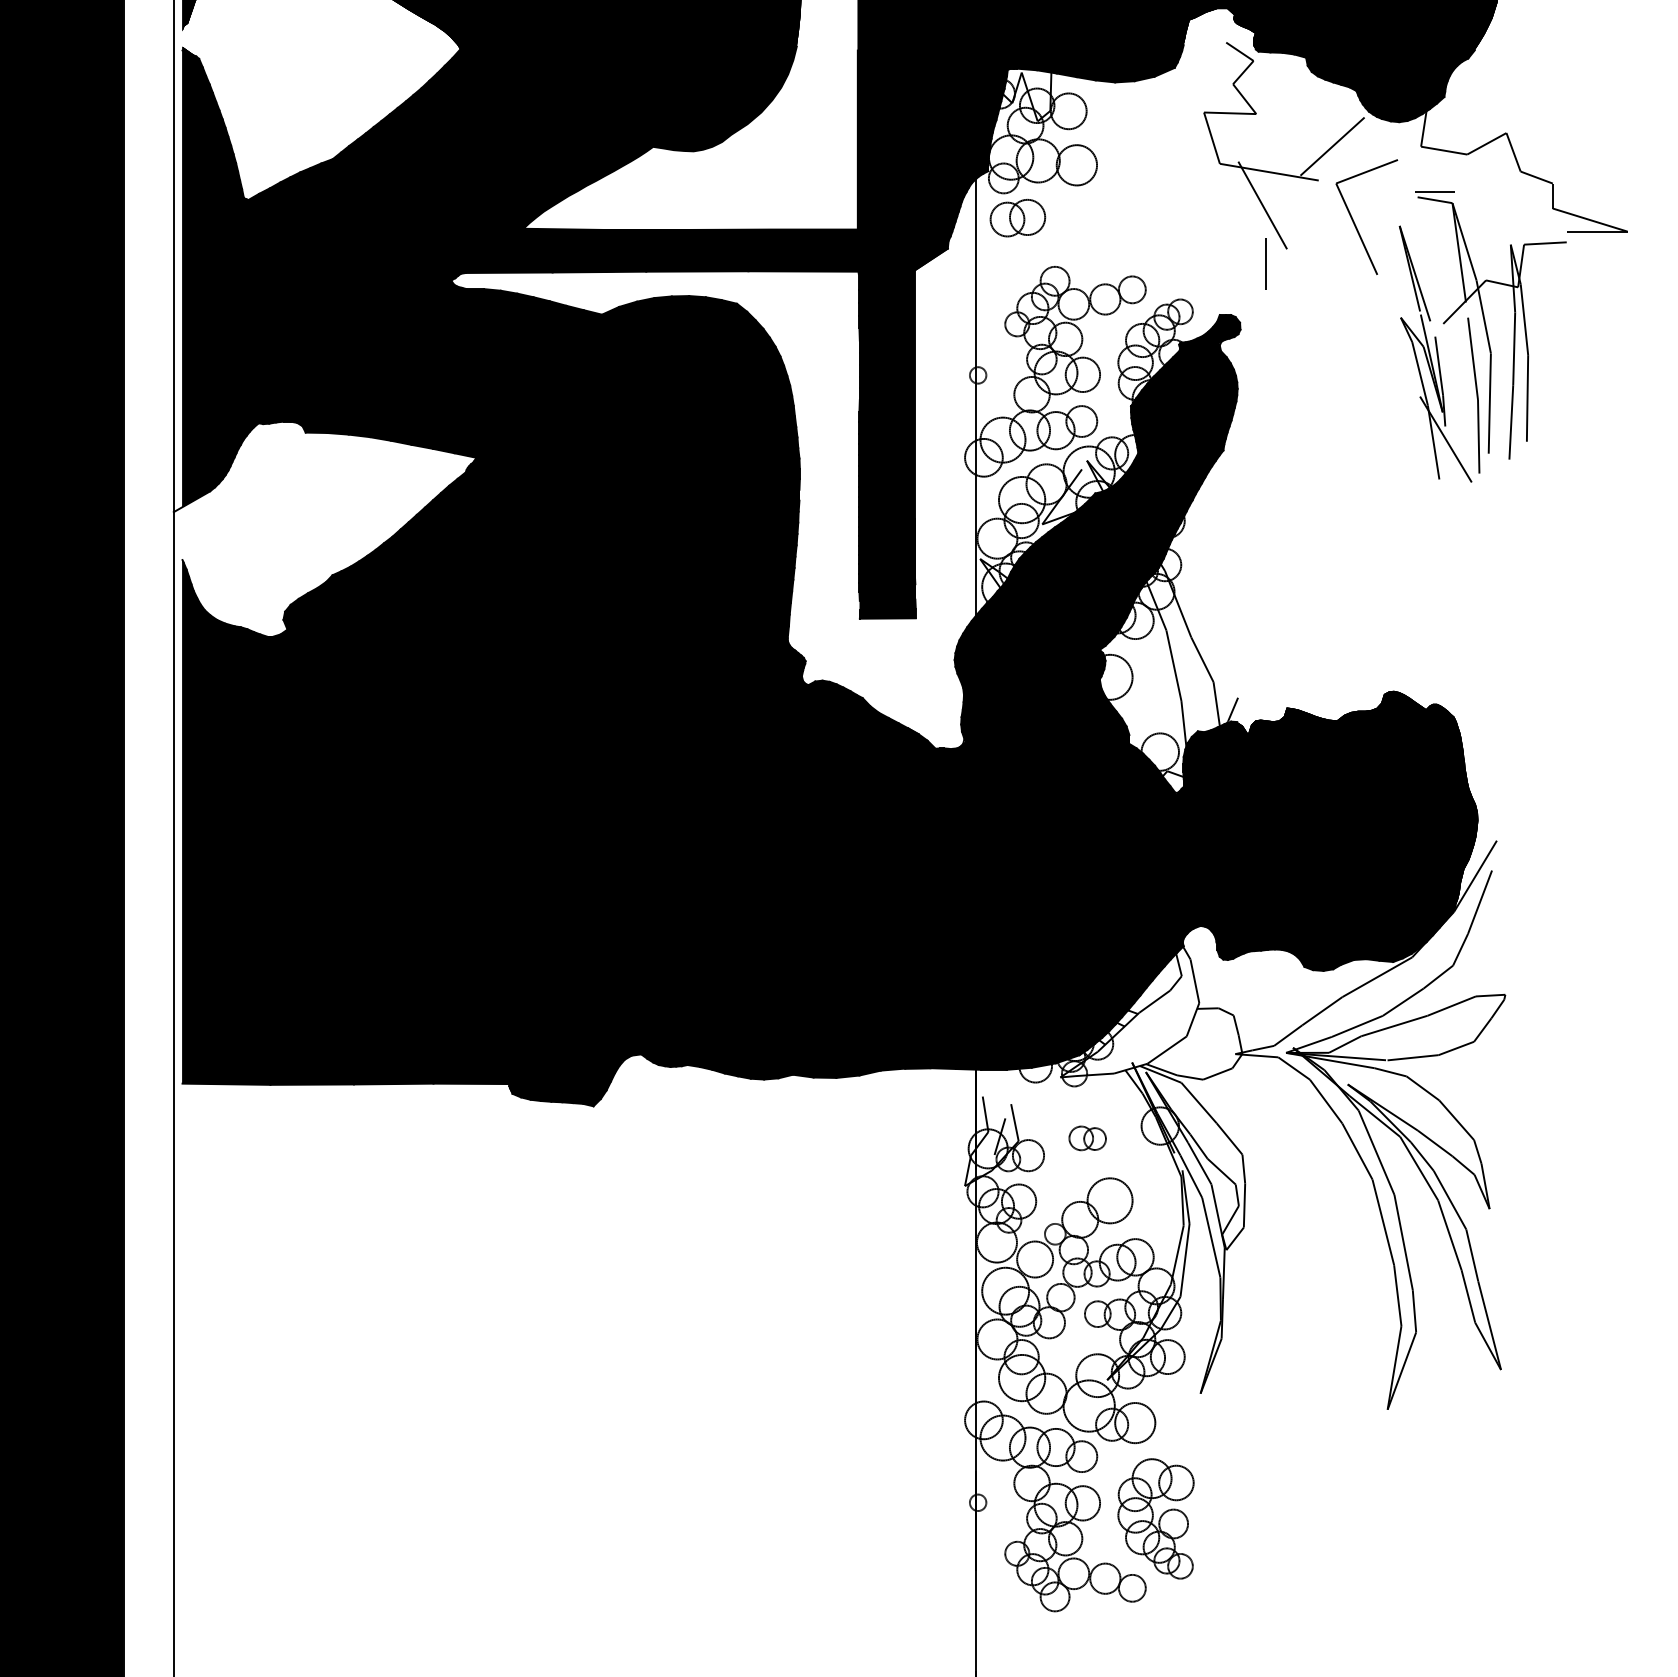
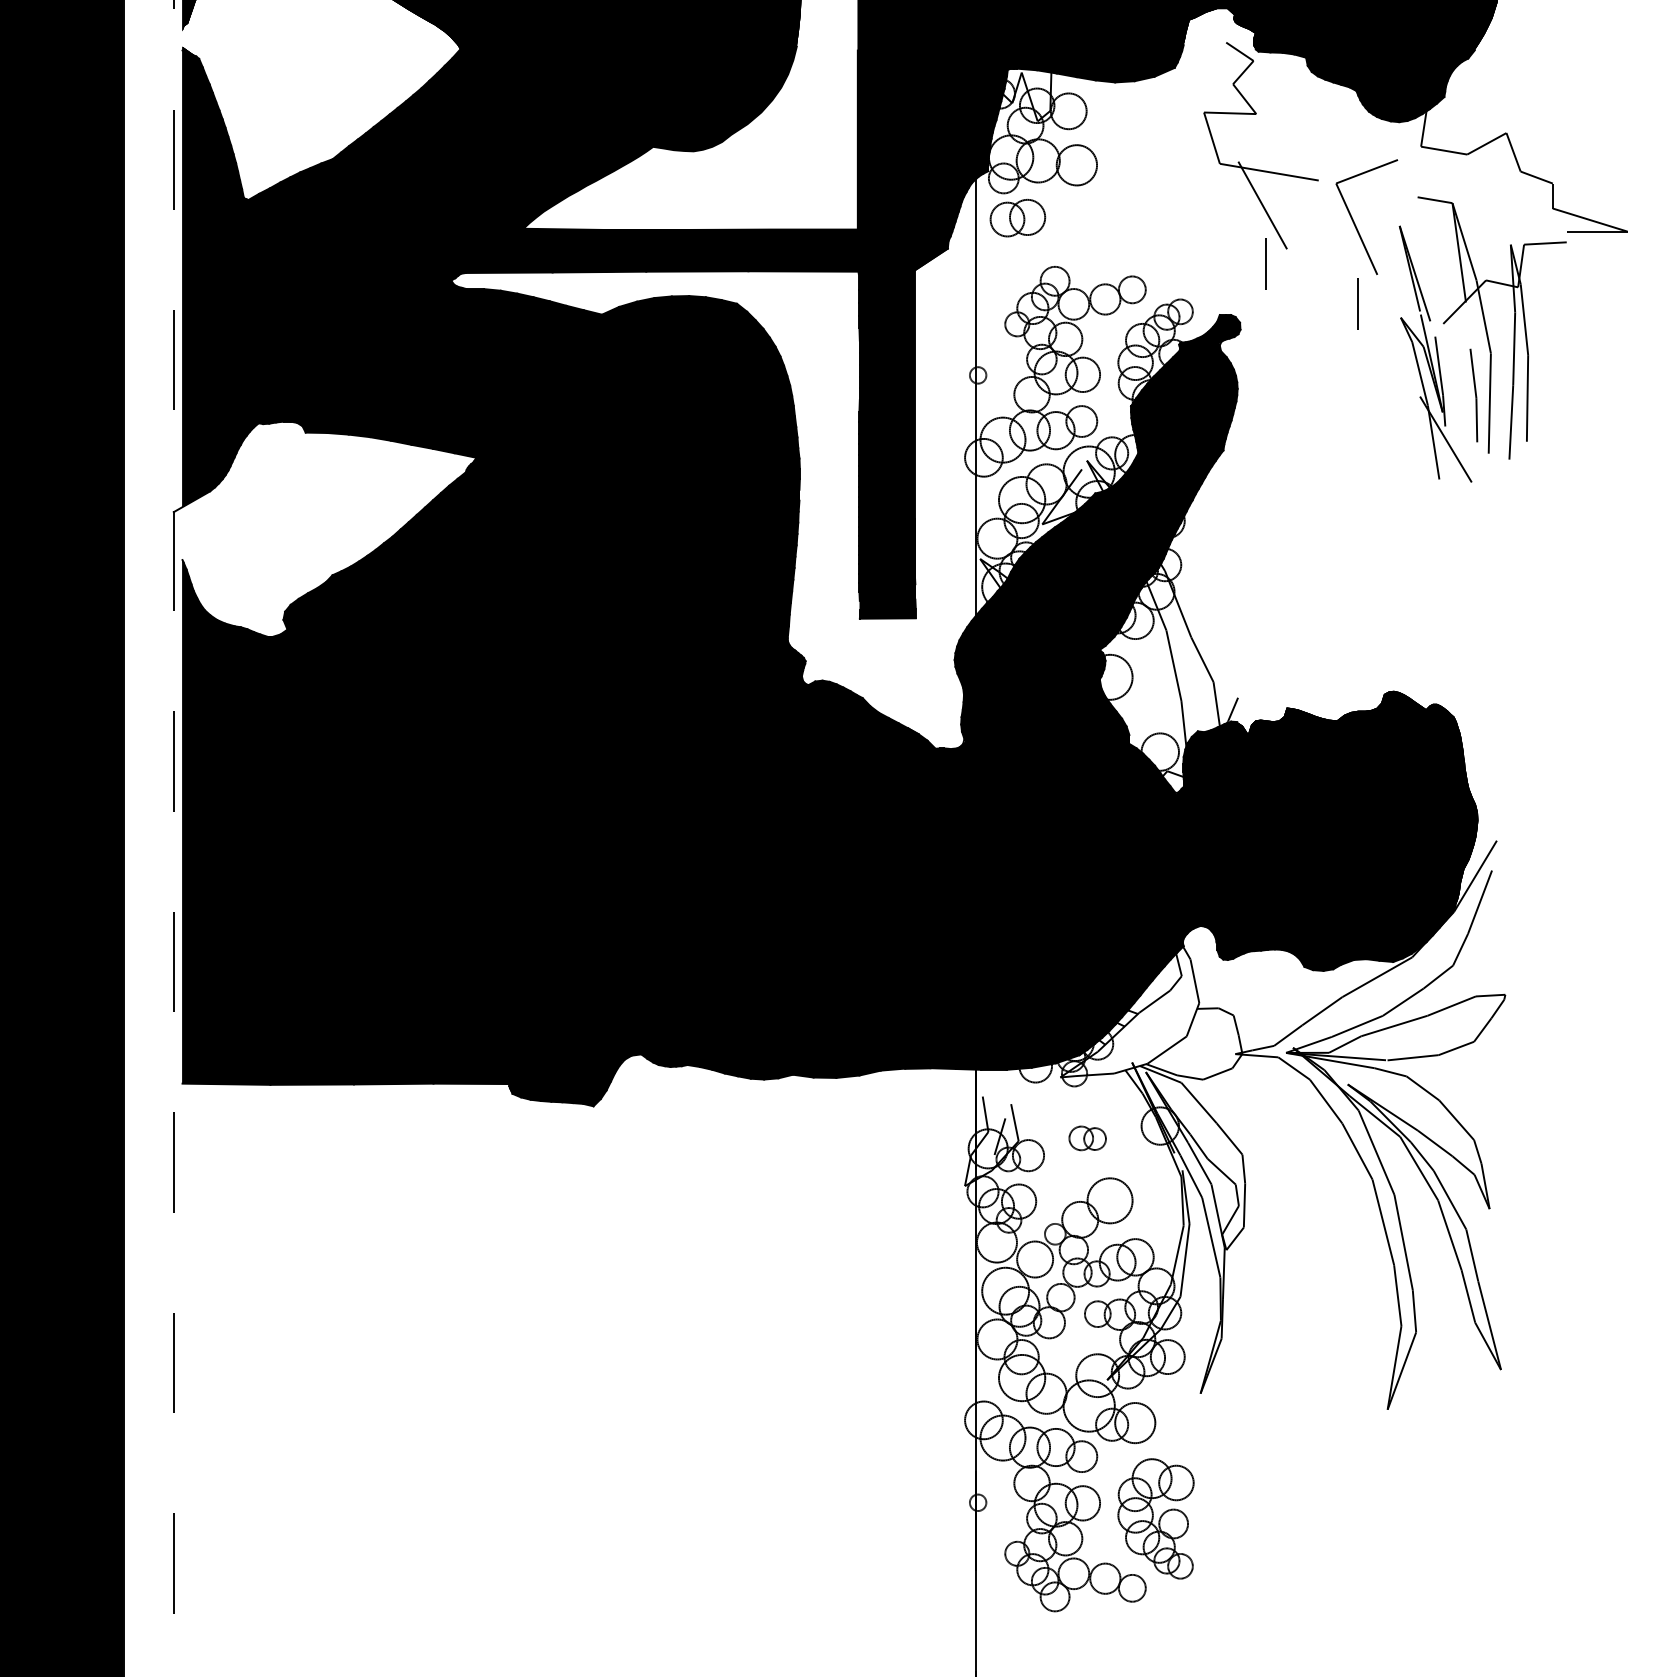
line: present -> none (1332, 146)
line: present -> none (1434, 191)
line: none -> present (1357, 303)
part size: 14x157 px -> 10x95 px (1473, 395)
line: solid -> dashed (173, 838)
